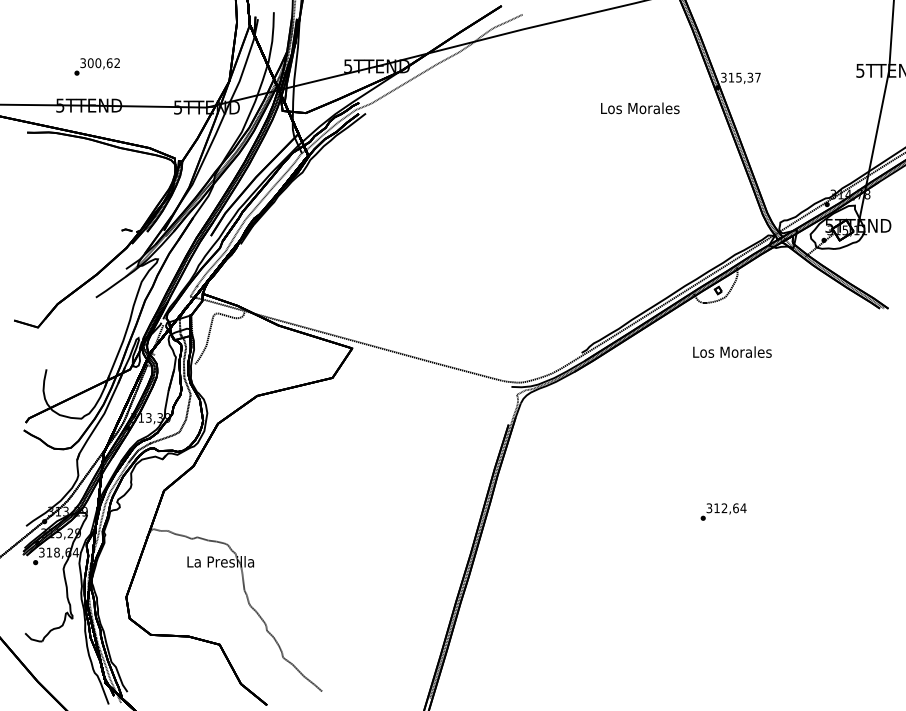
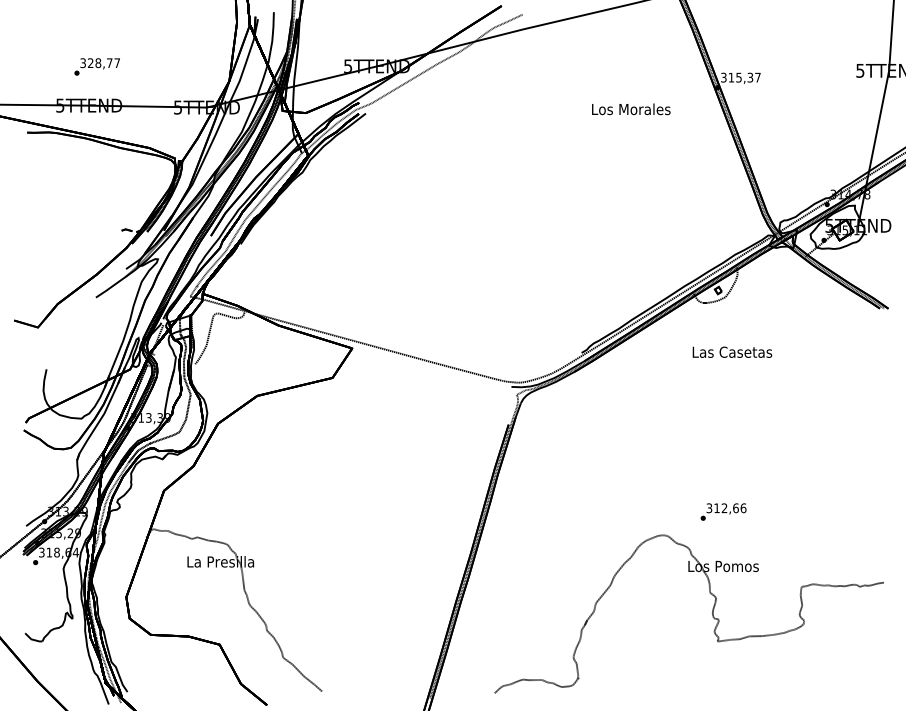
text: 300,62 -> 328,77 (103, 63)
text position: (640, 108) -> (631, 109) (631, 109)
text: Los Morales -> Las Casetas (732, 351)
text: 312,64 -> 312,66 (743, 508)
part: none -> present (712, 613)
